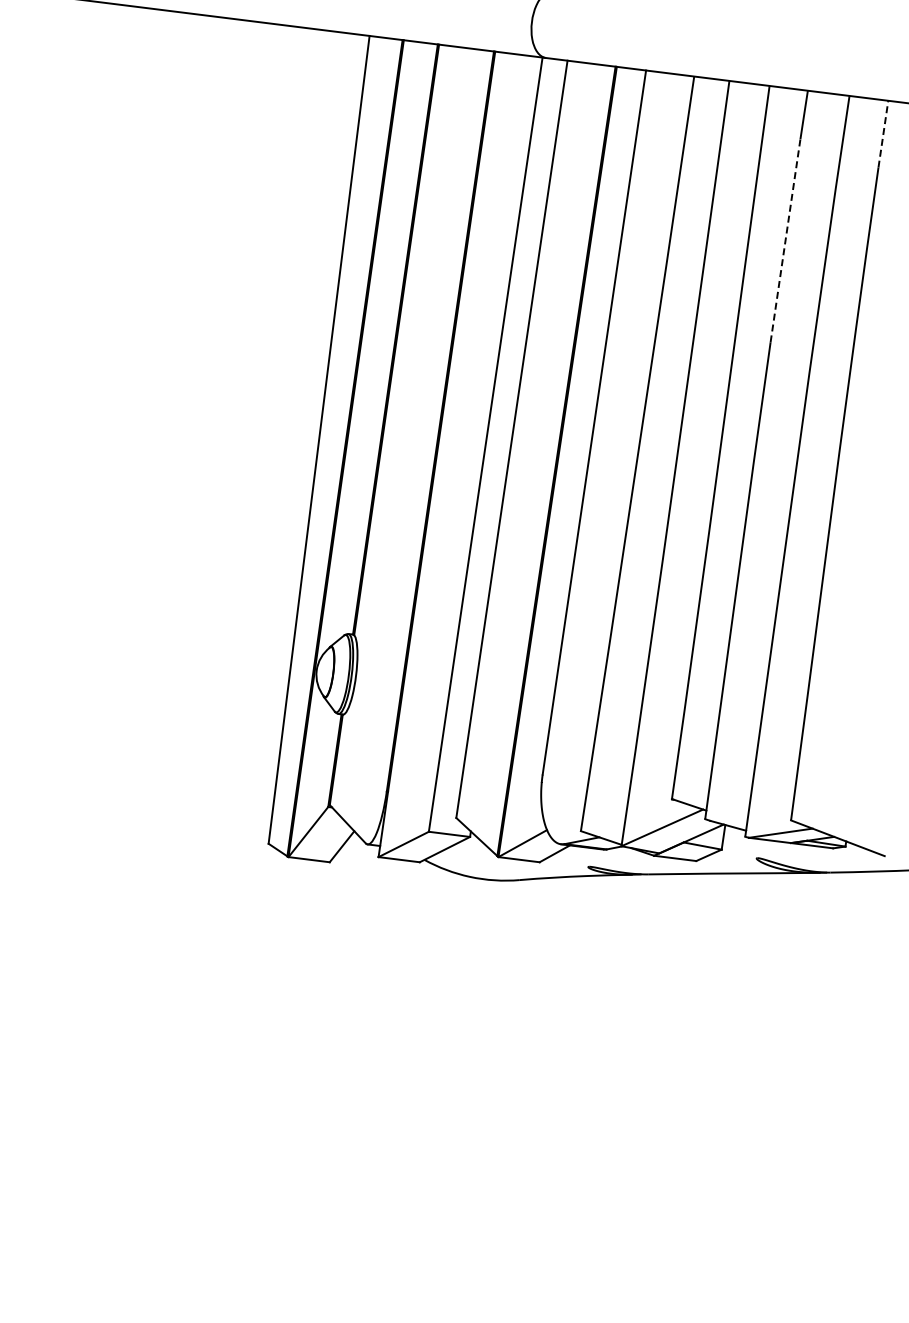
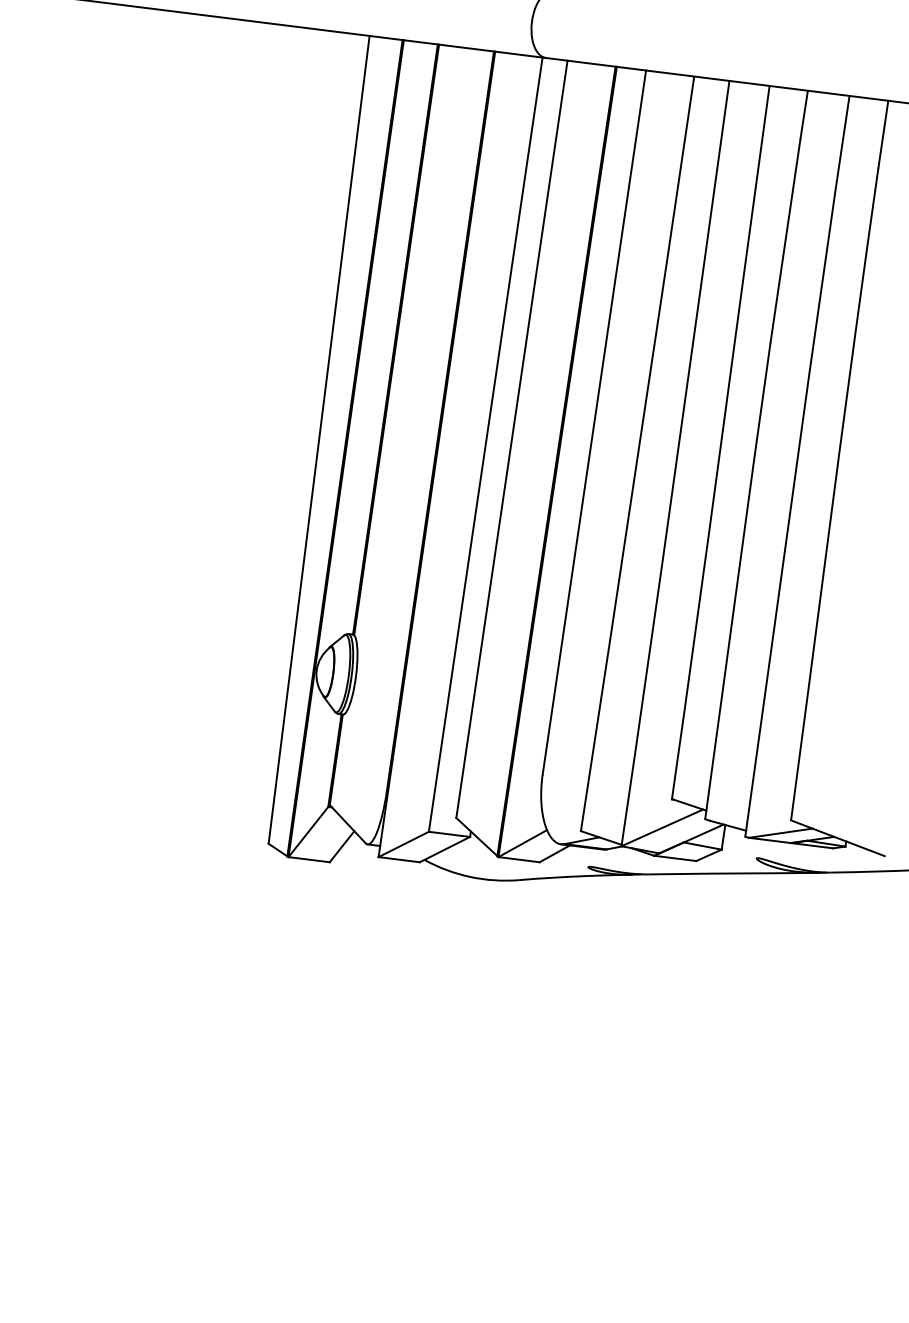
line: dashed -> solid (883, 134)
line: dashed -> solid (785, 240)
